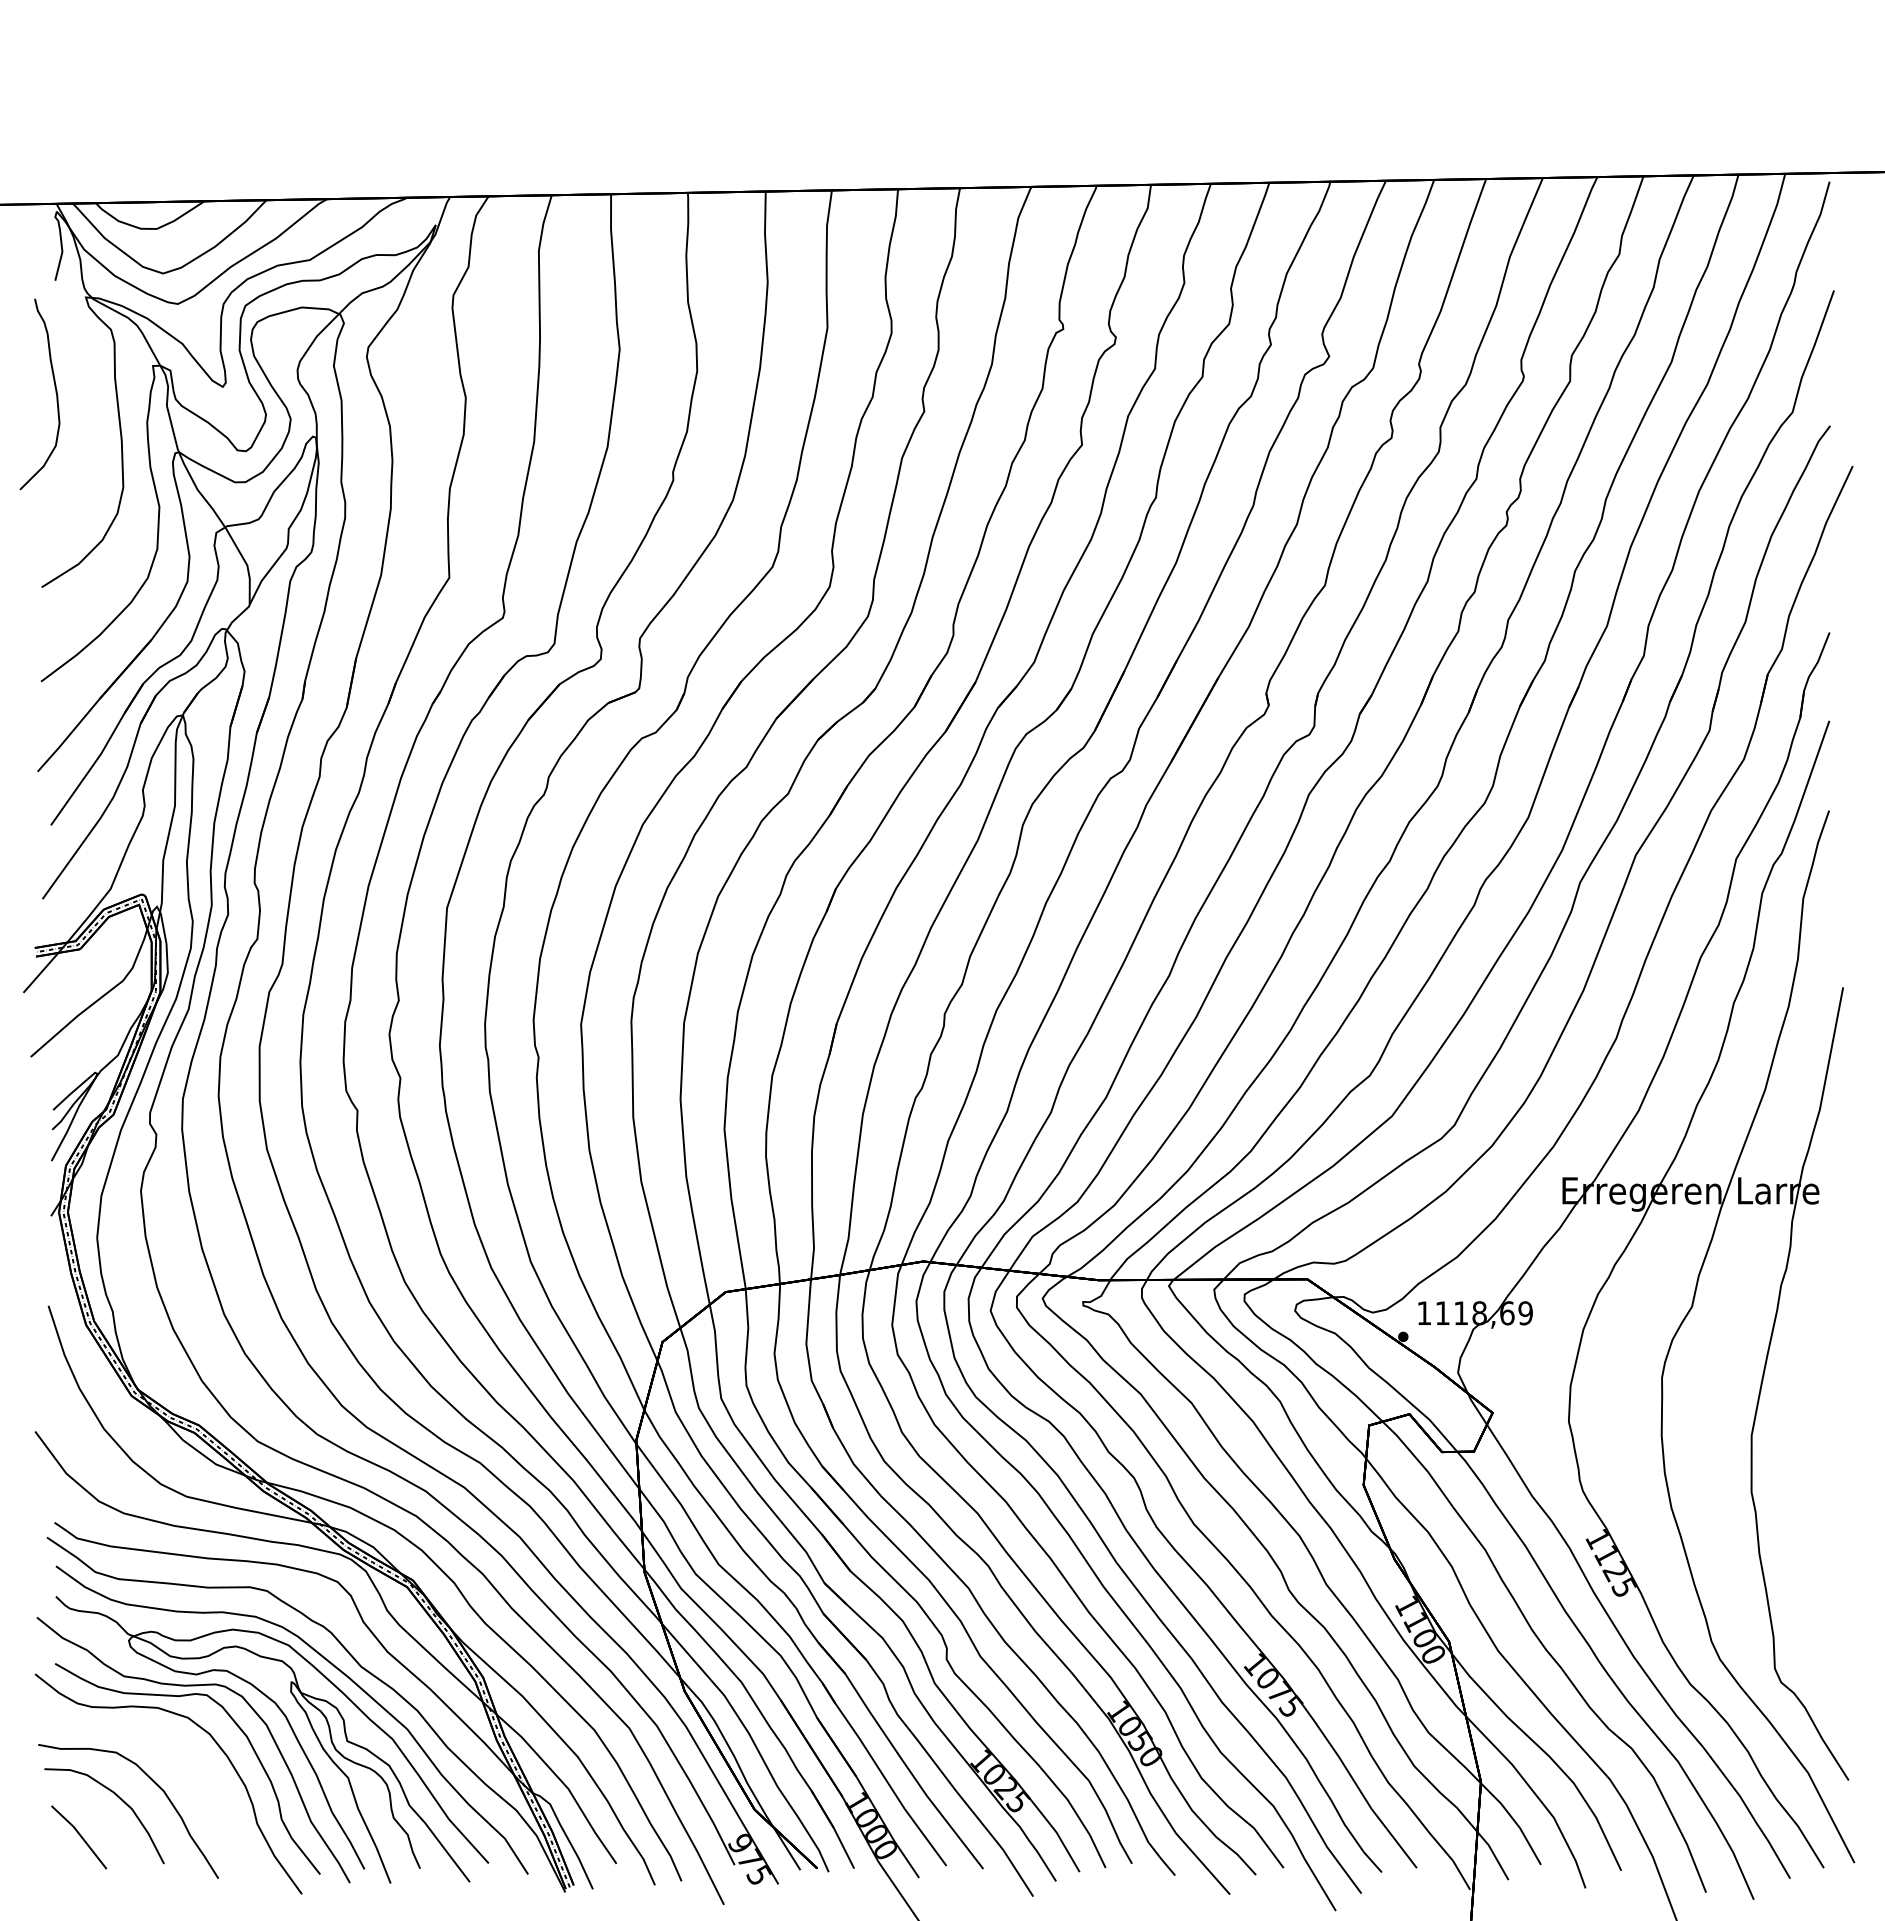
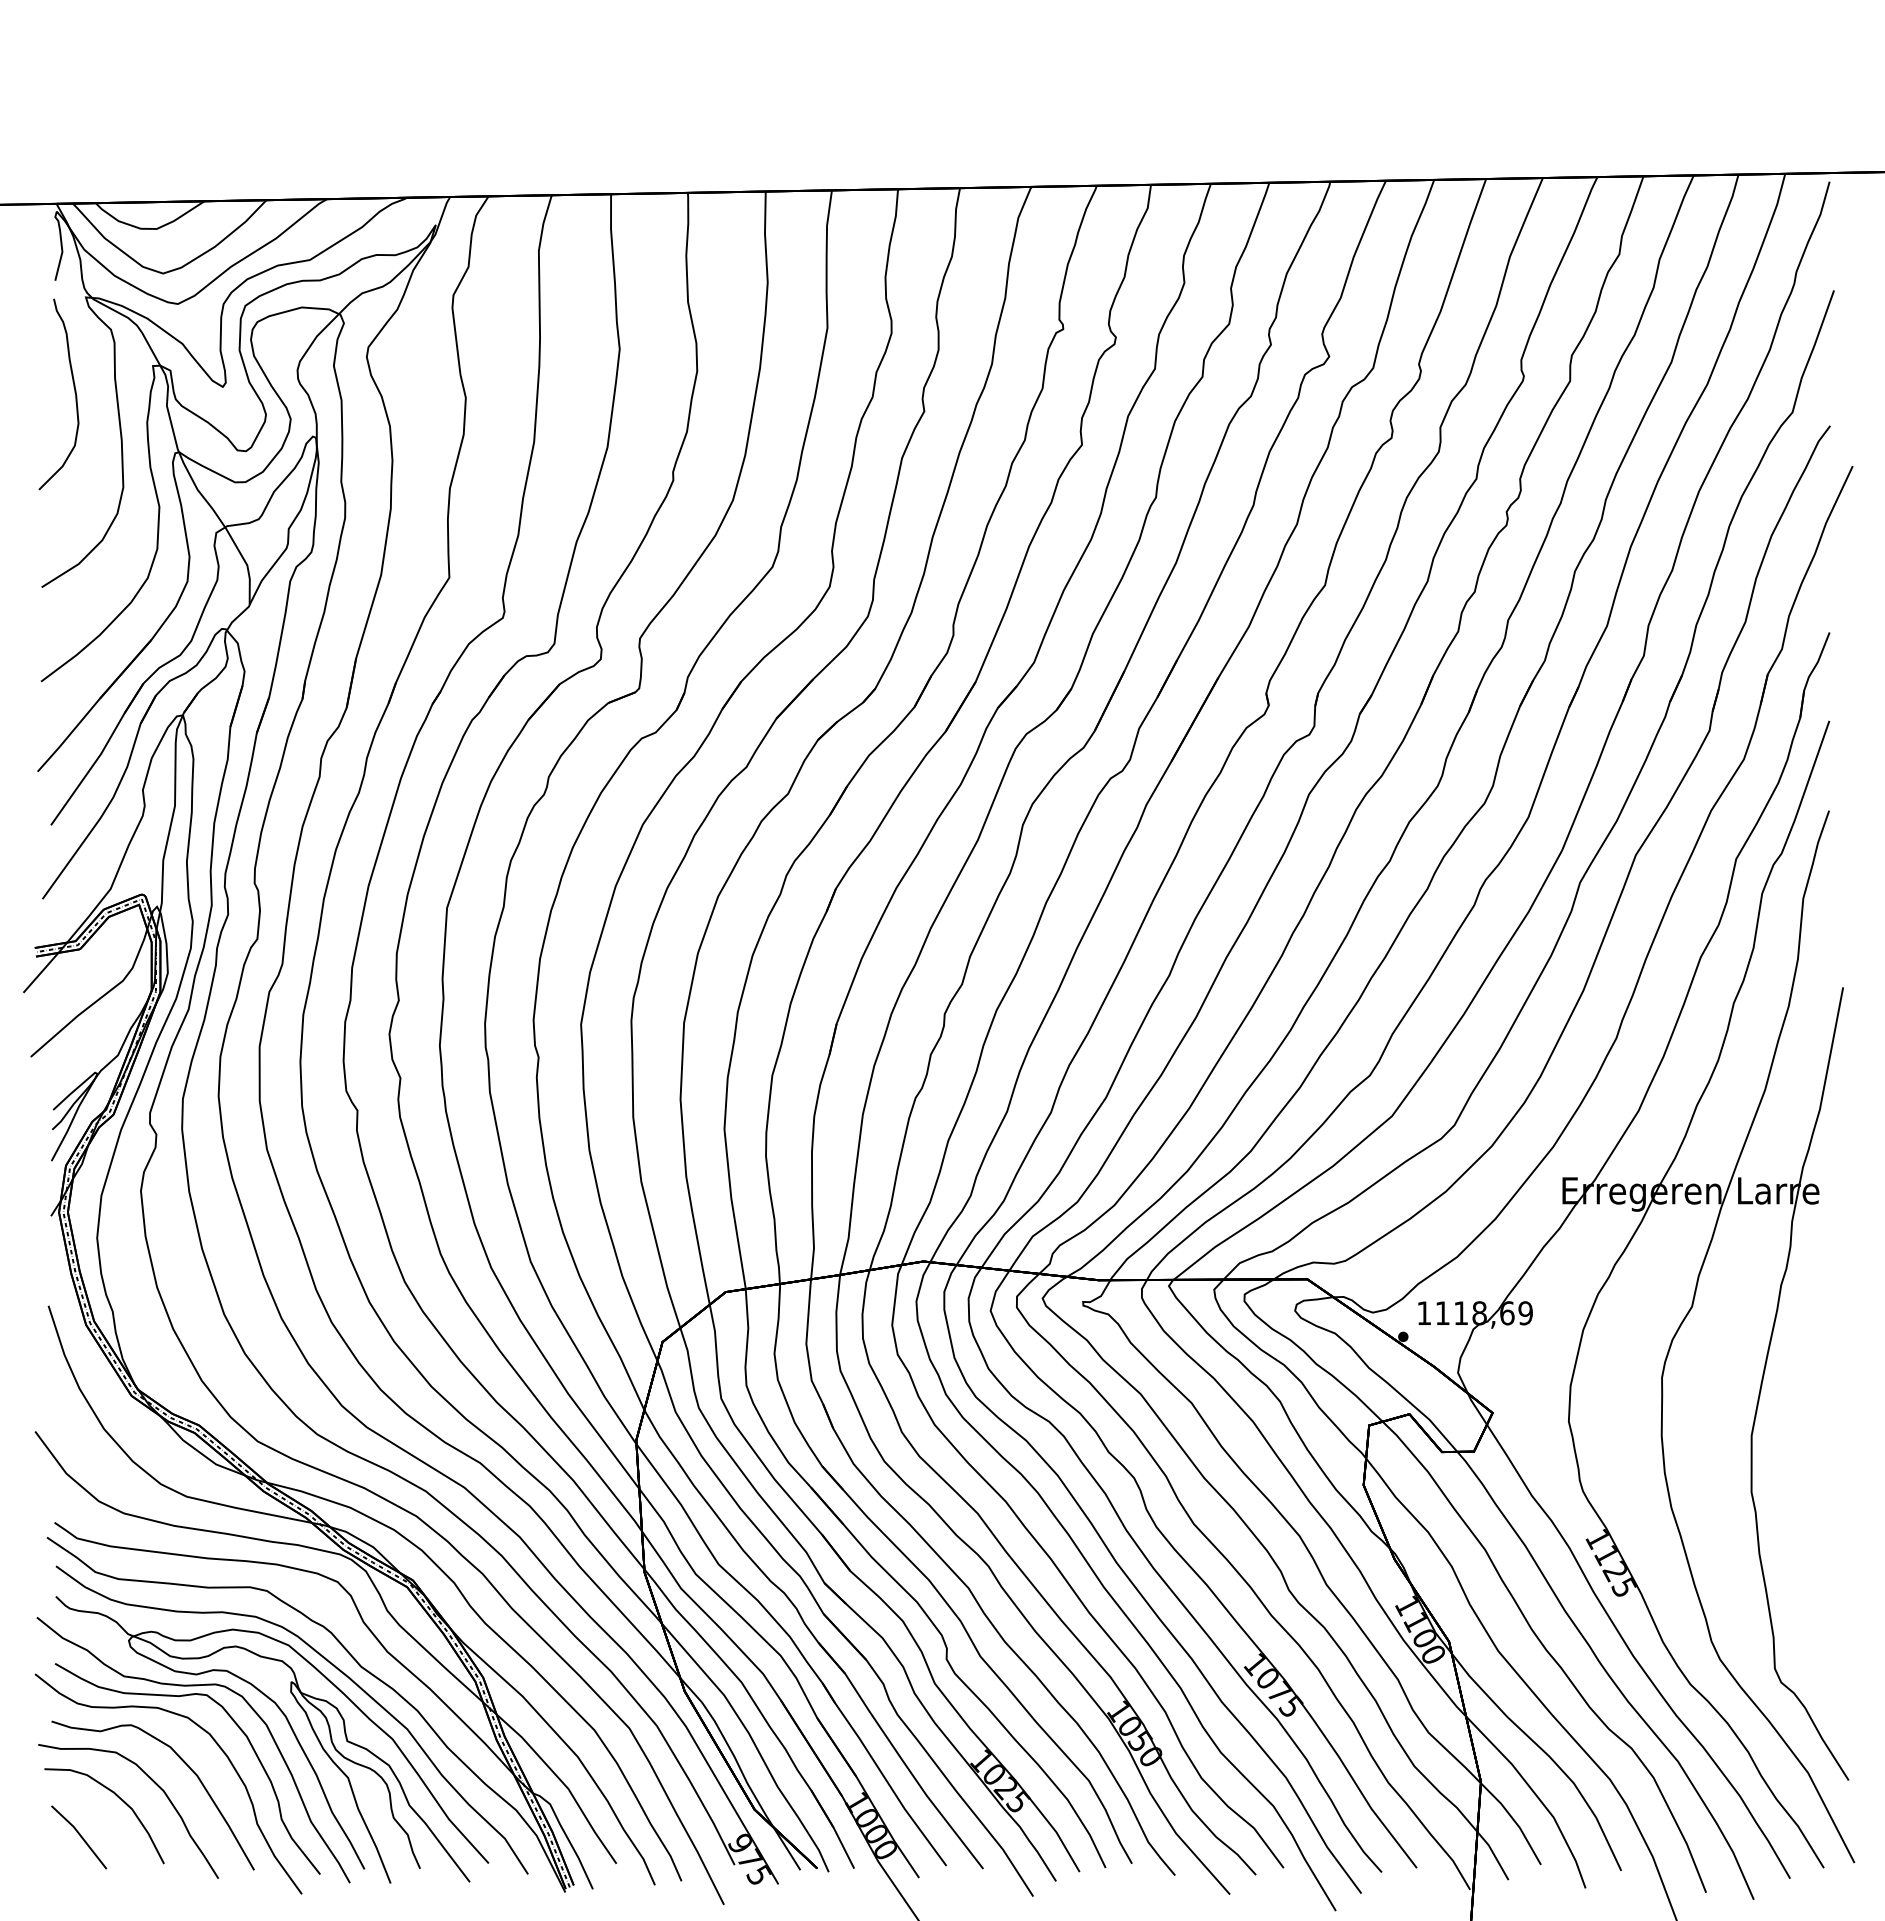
curve position: (55, 392) -> (74, 392) (74, 392)
curve: none -> present (184, 1763)
